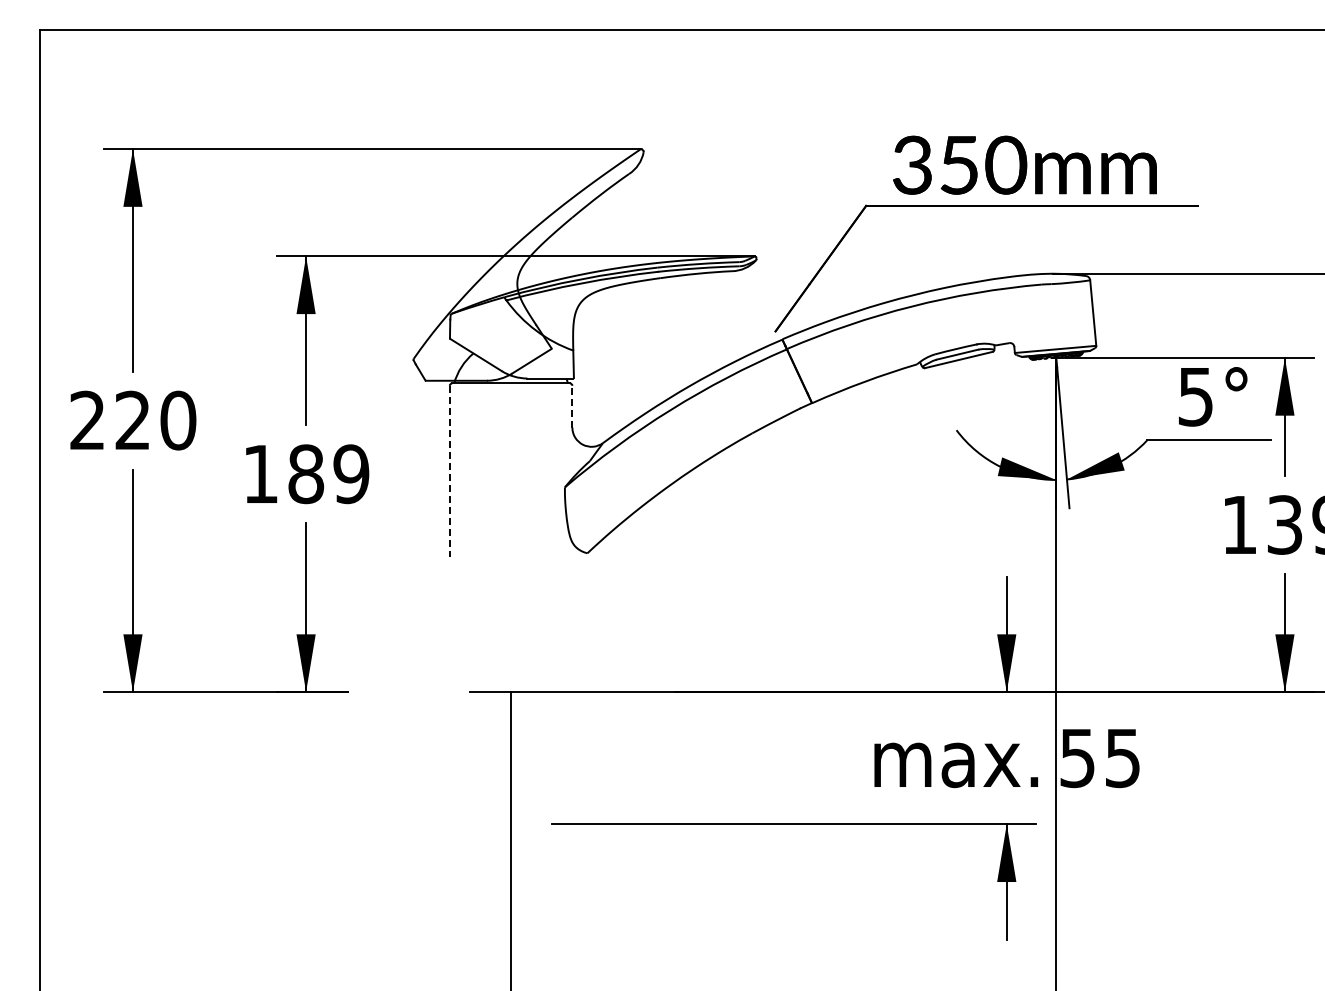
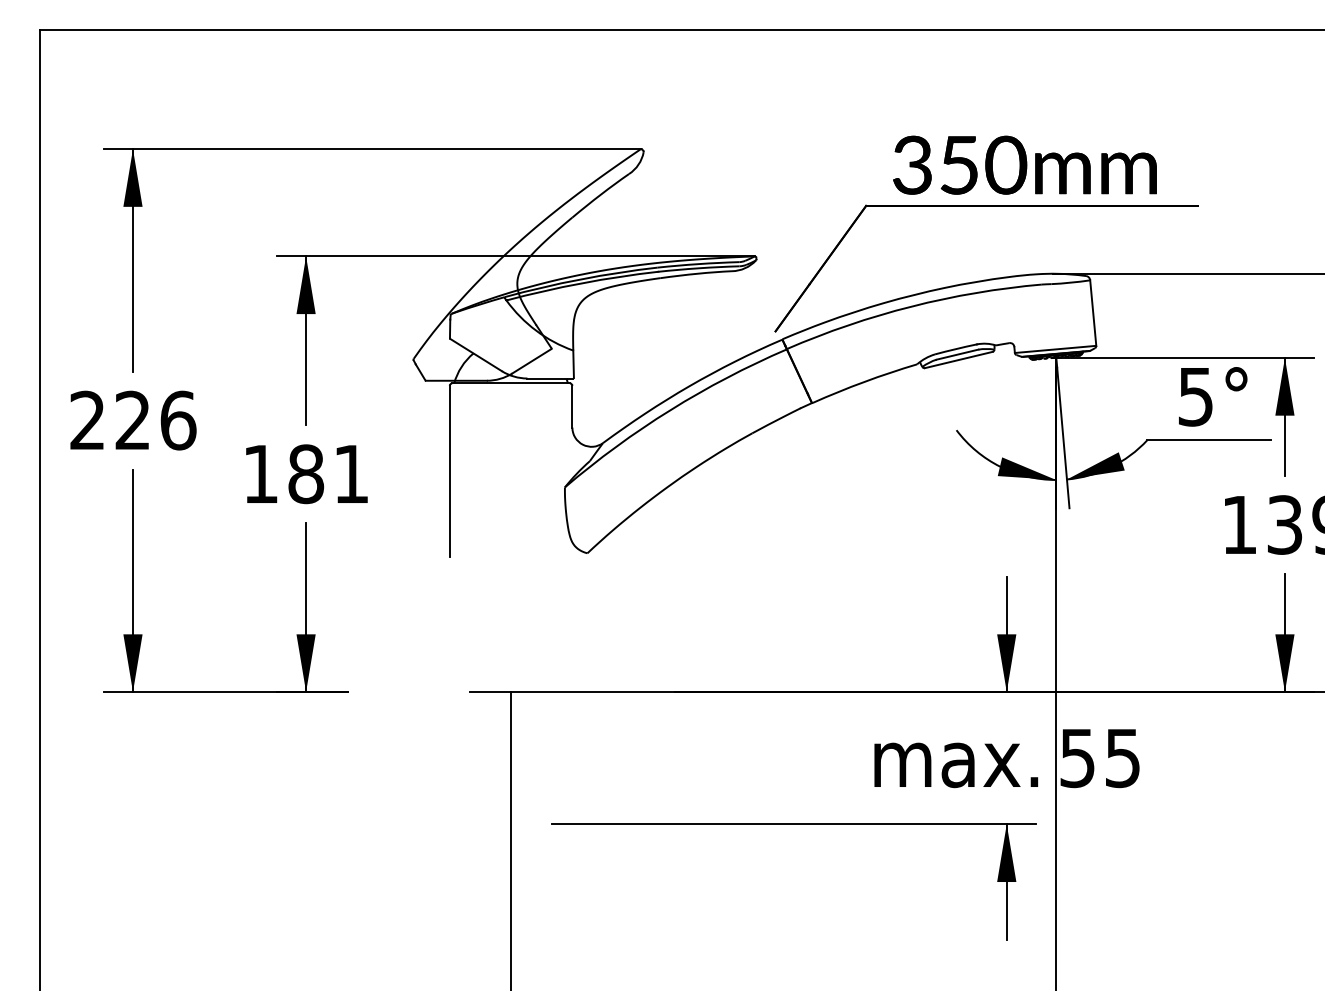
line: dashed -> solid (572, 406)
text: 220 -> 226 (178, 420)
line: dashed -> solid (449, 471)
text: 189 -> 181 (351, 474)
